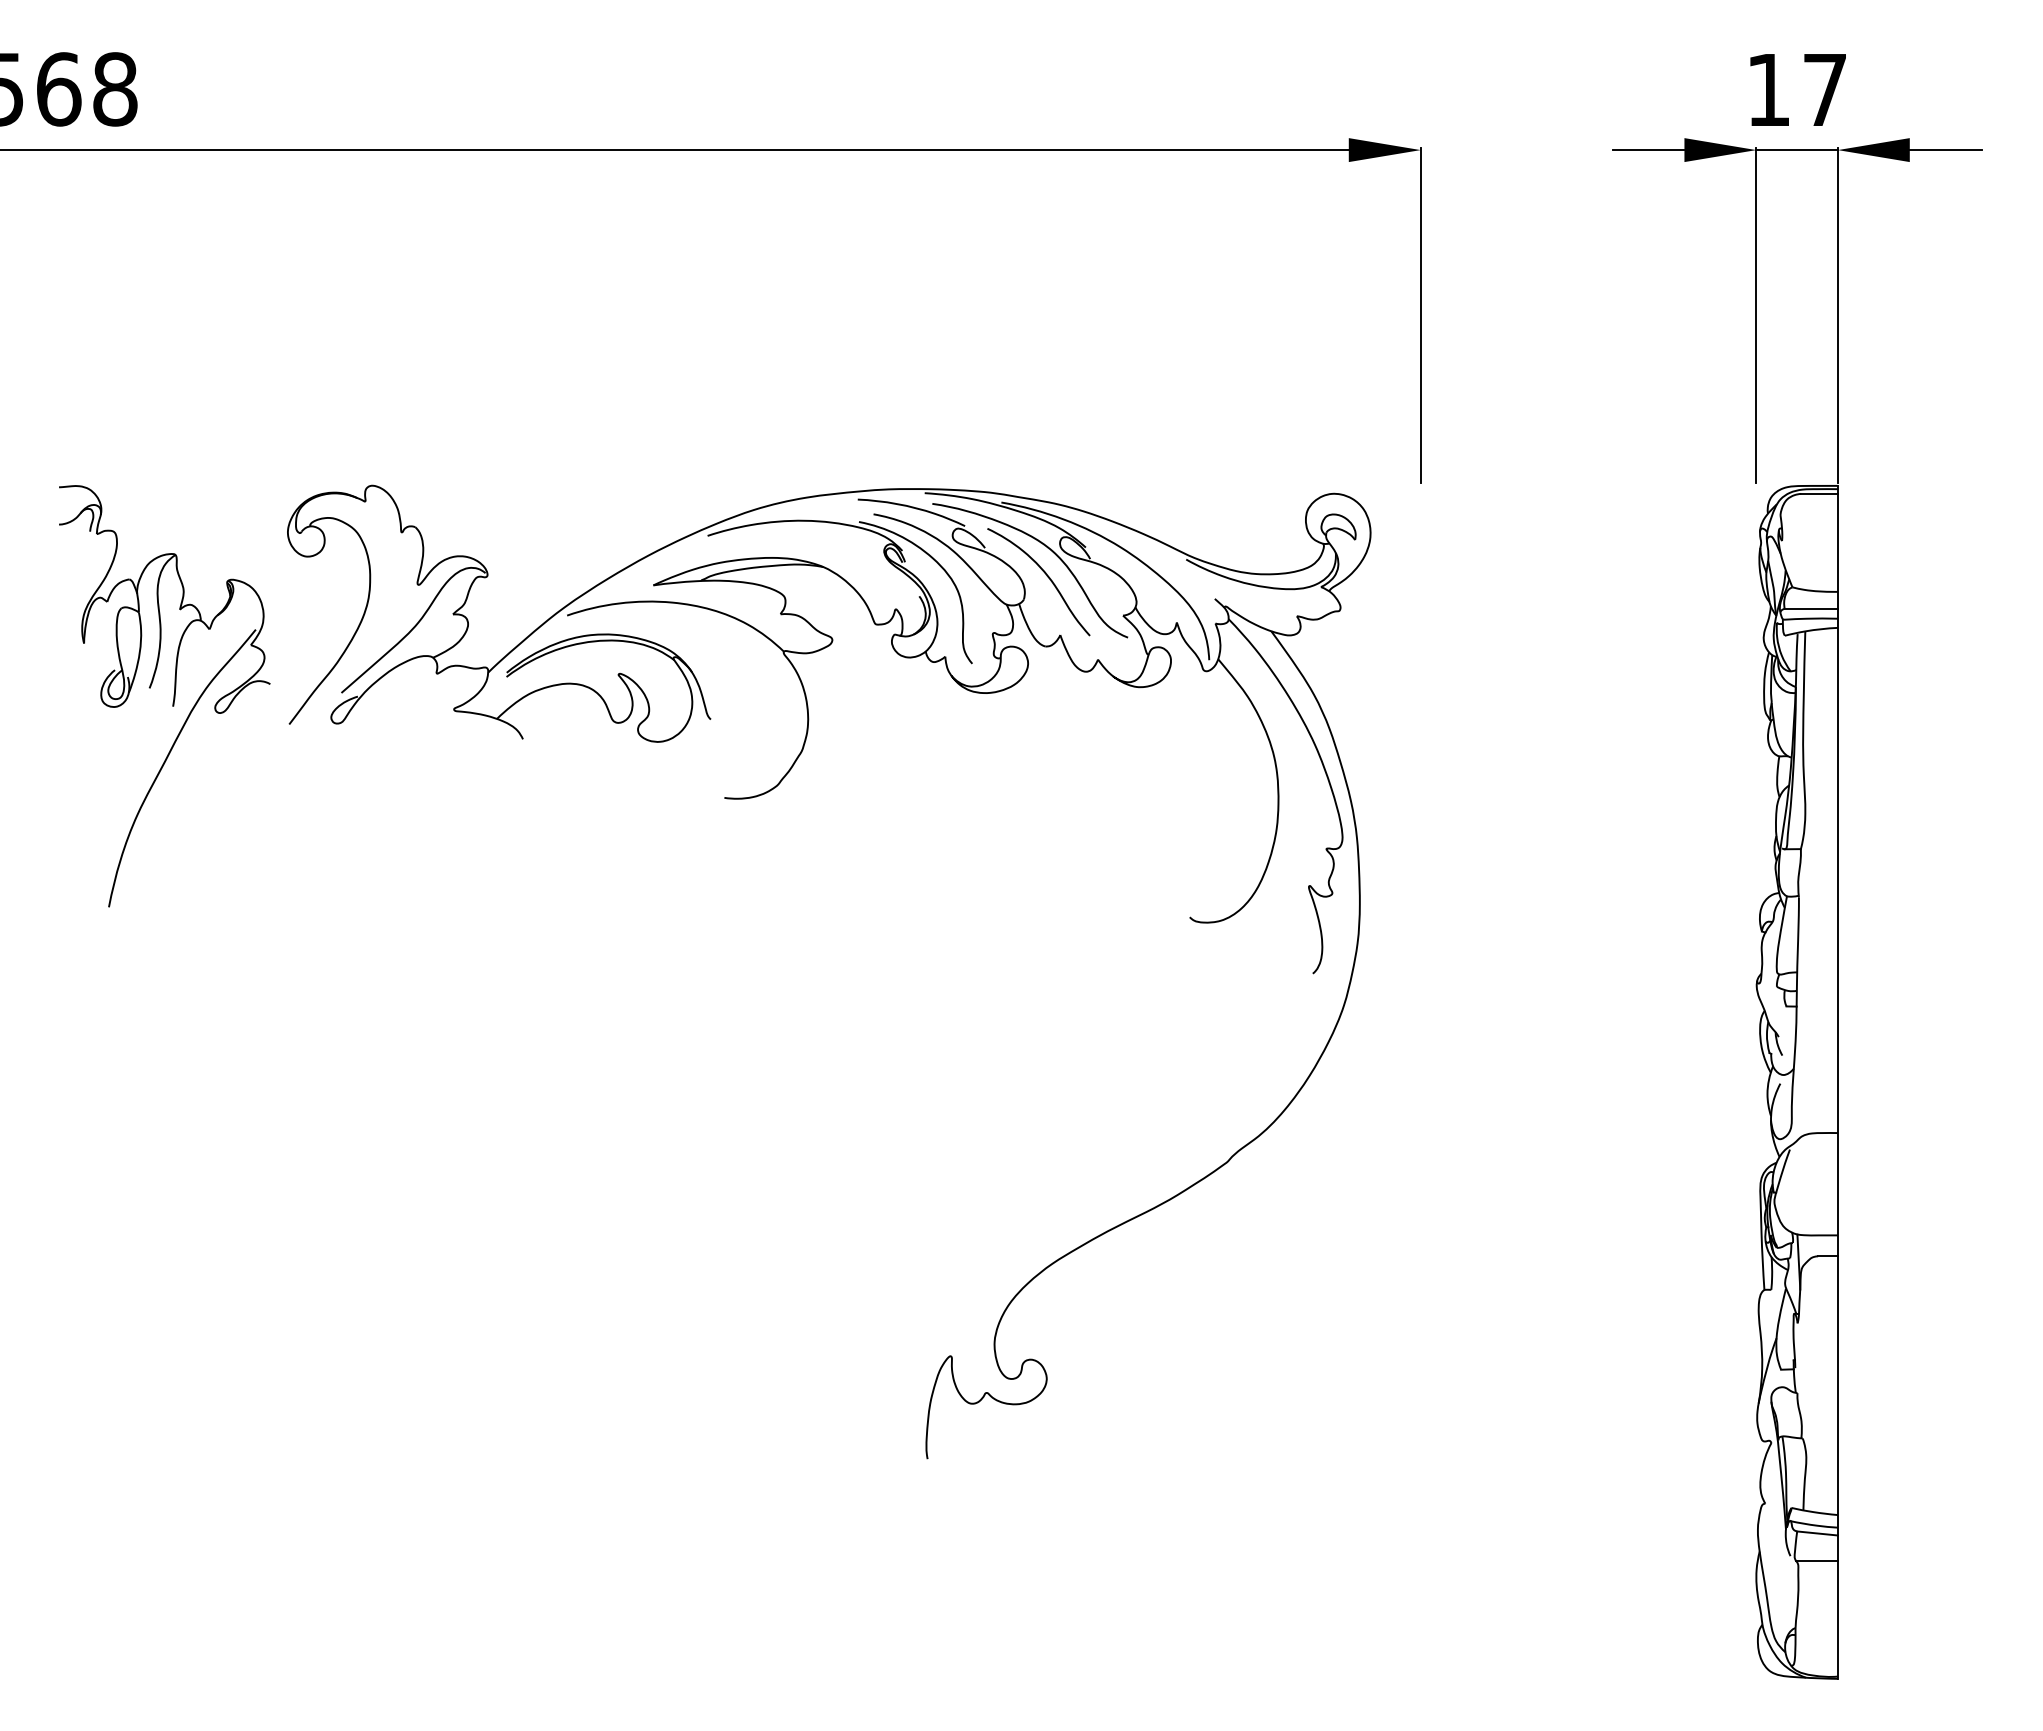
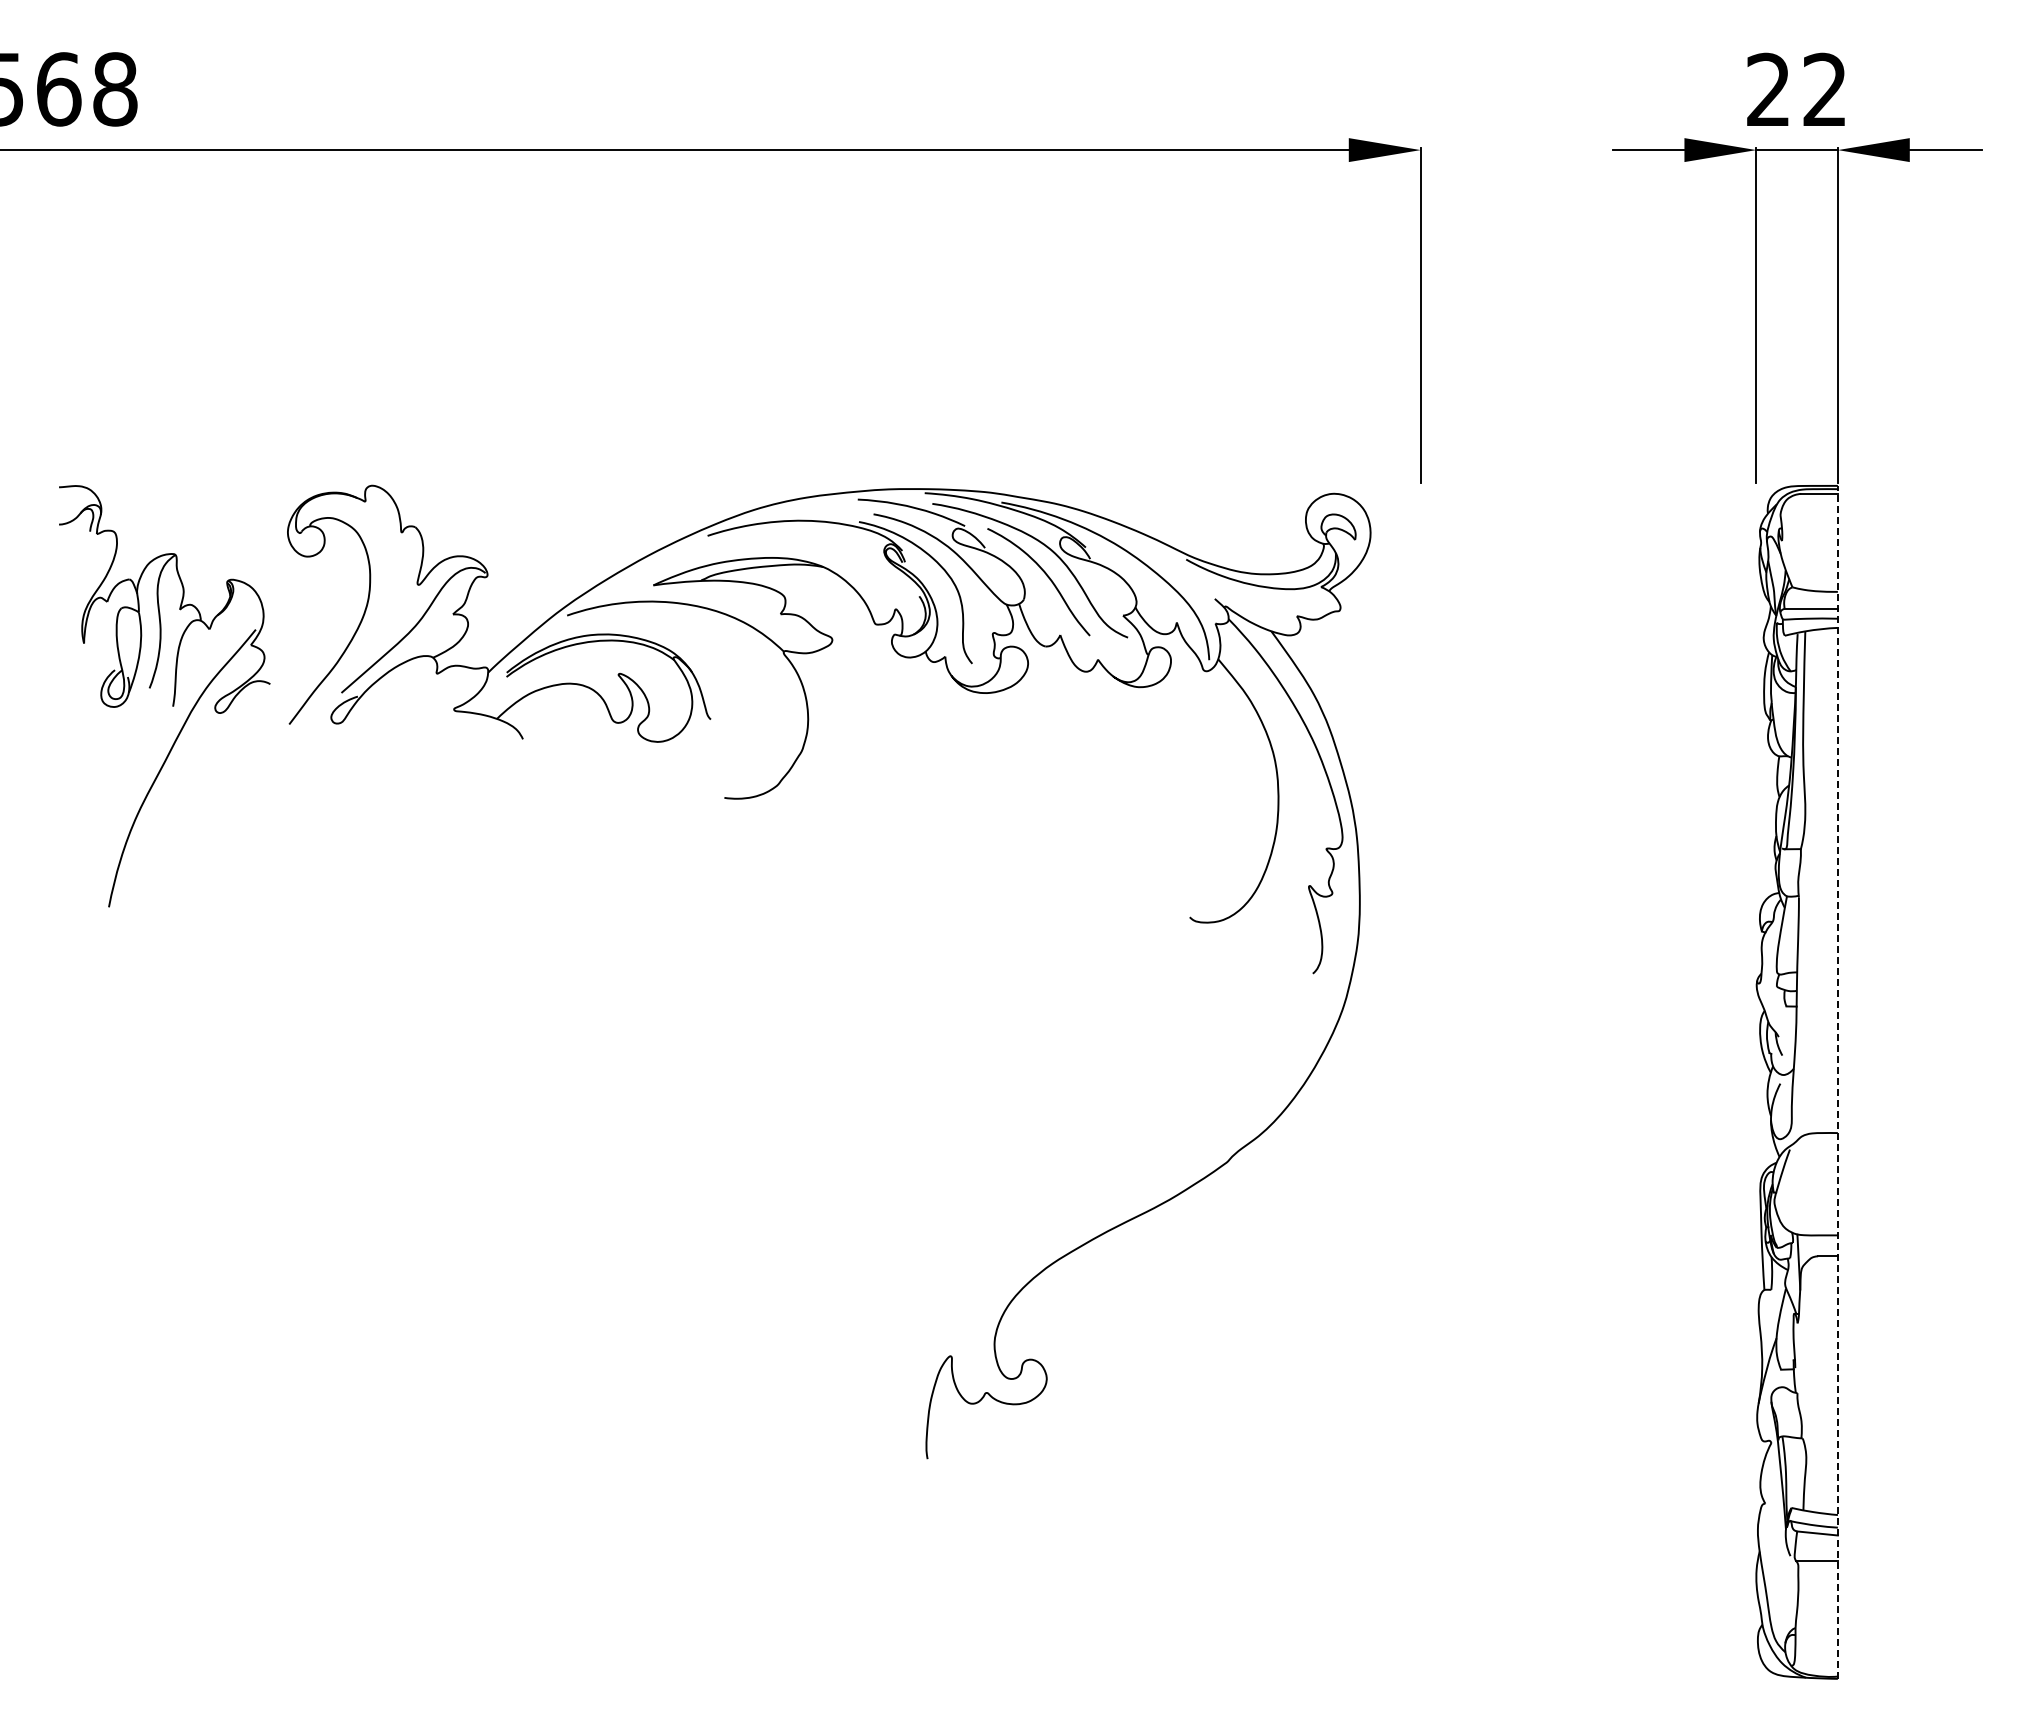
text: 17 -> 22 (1796, 88)
line: solid -> dashed (1837, 1081)
